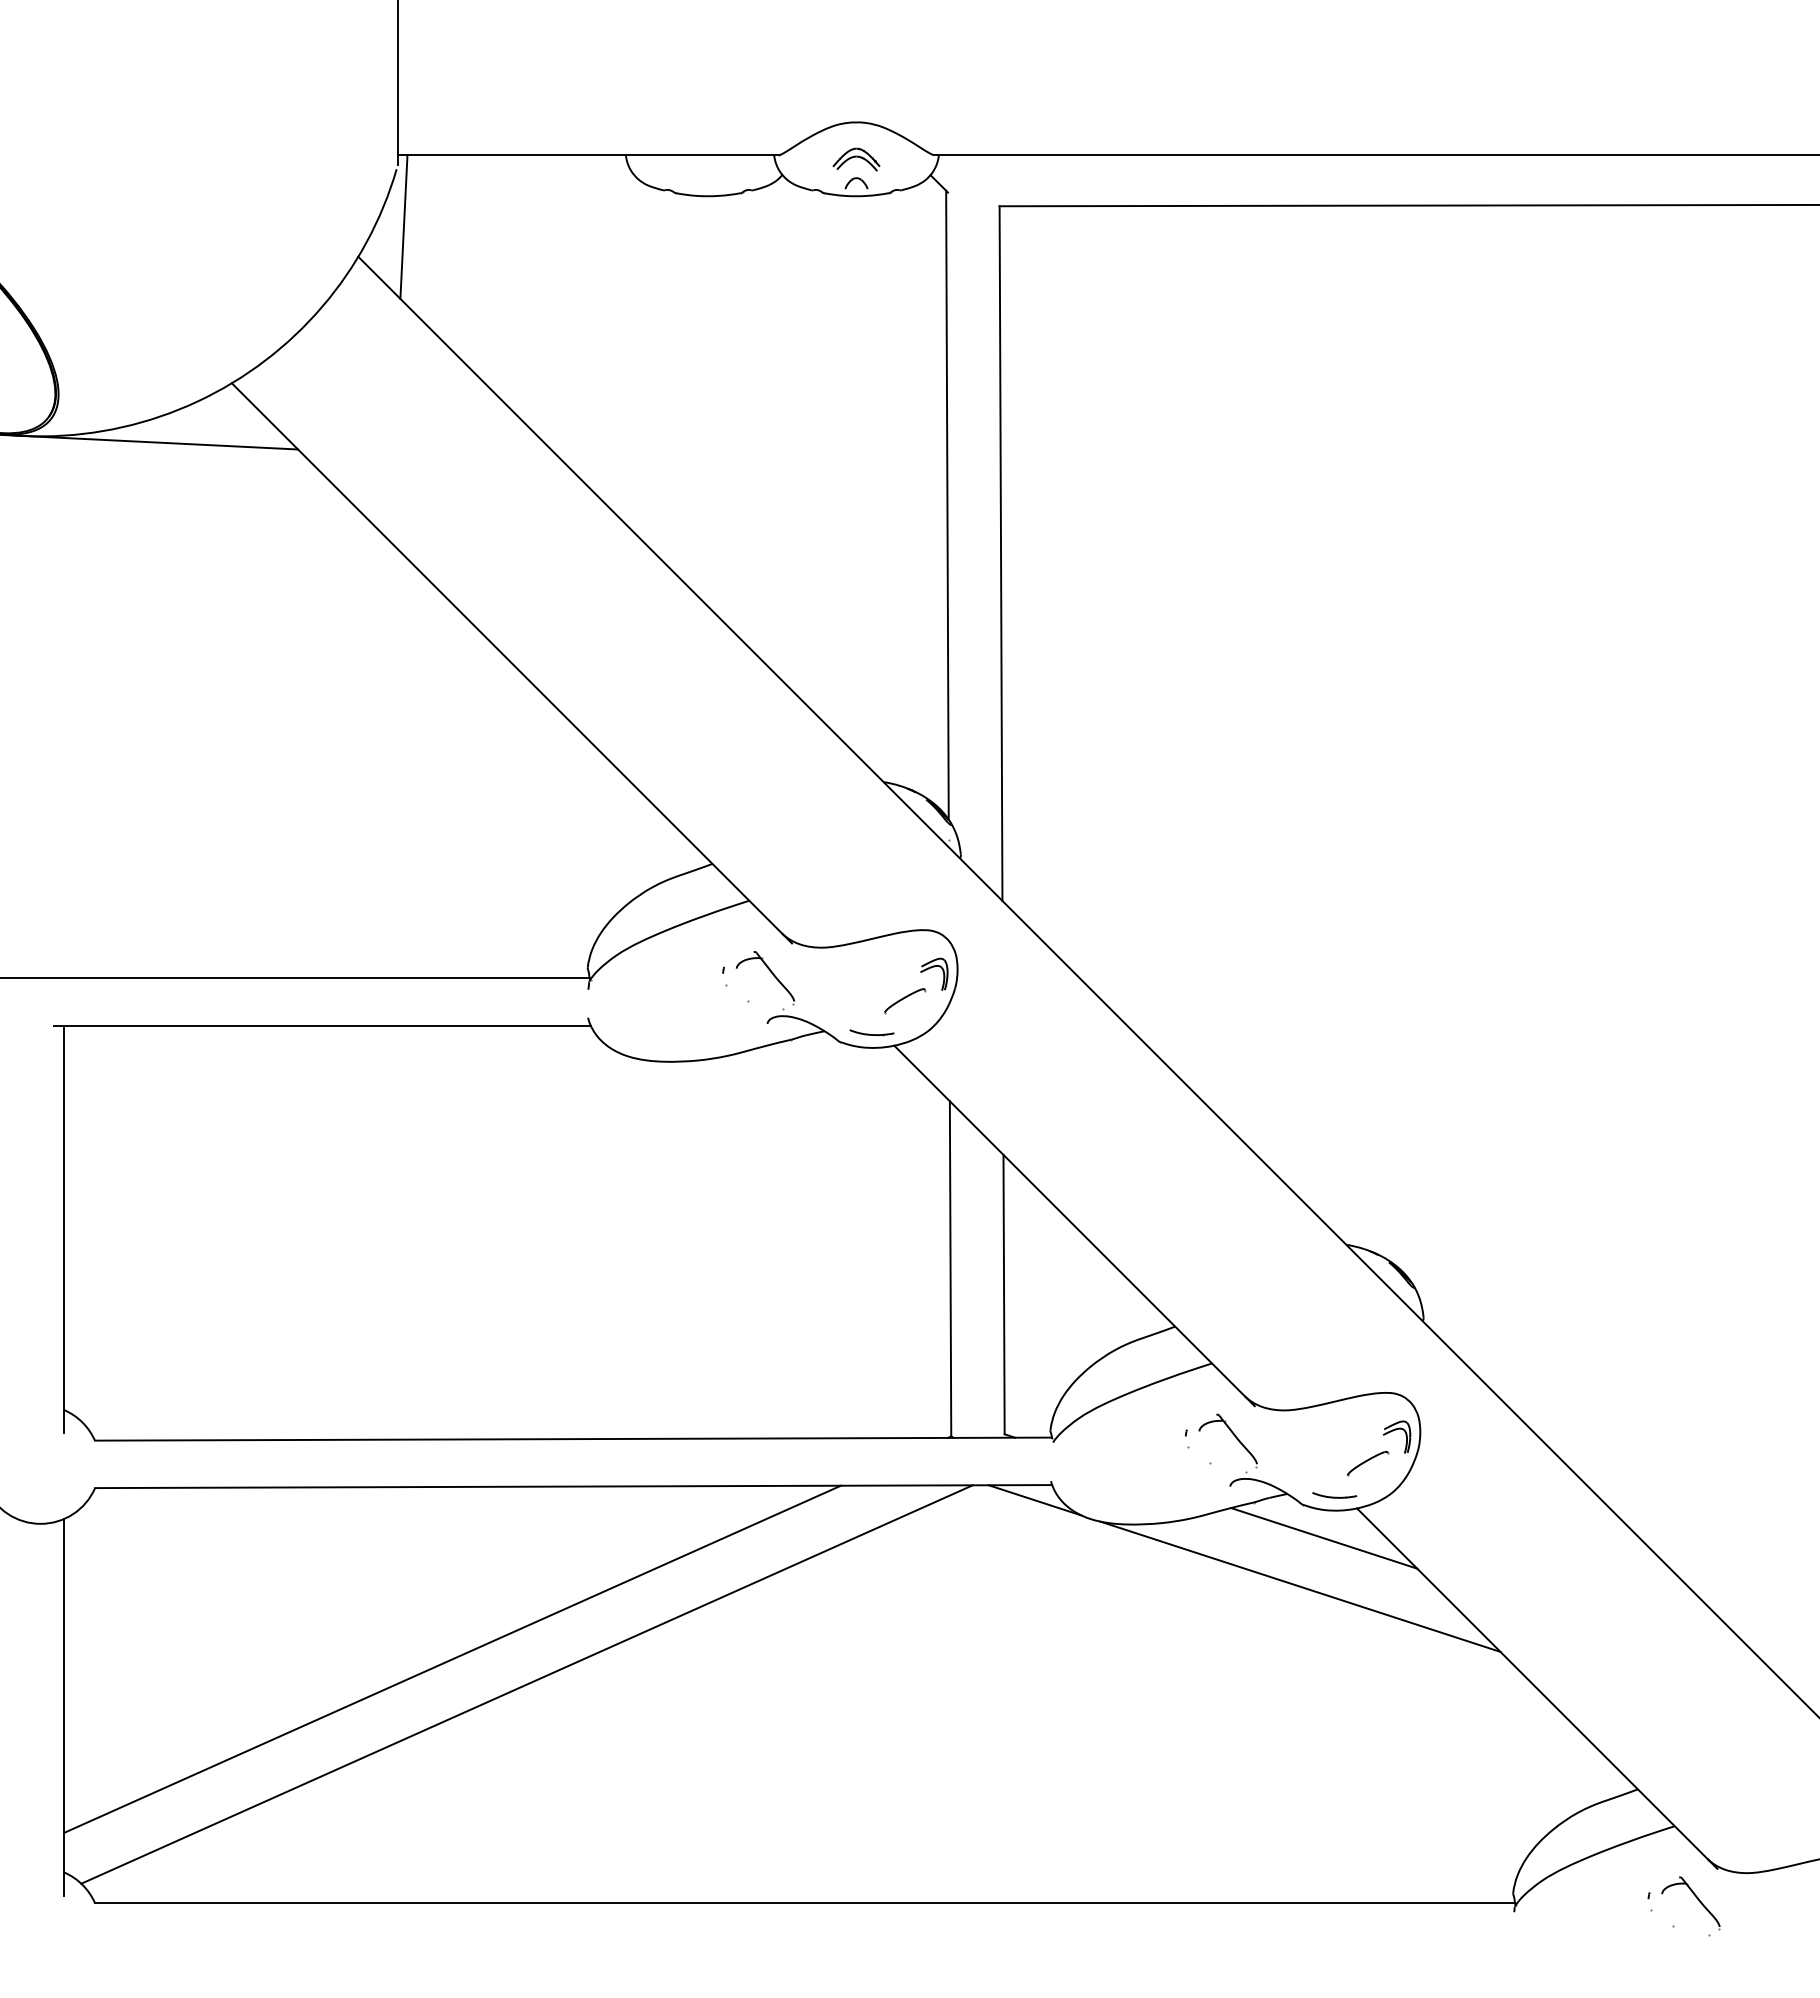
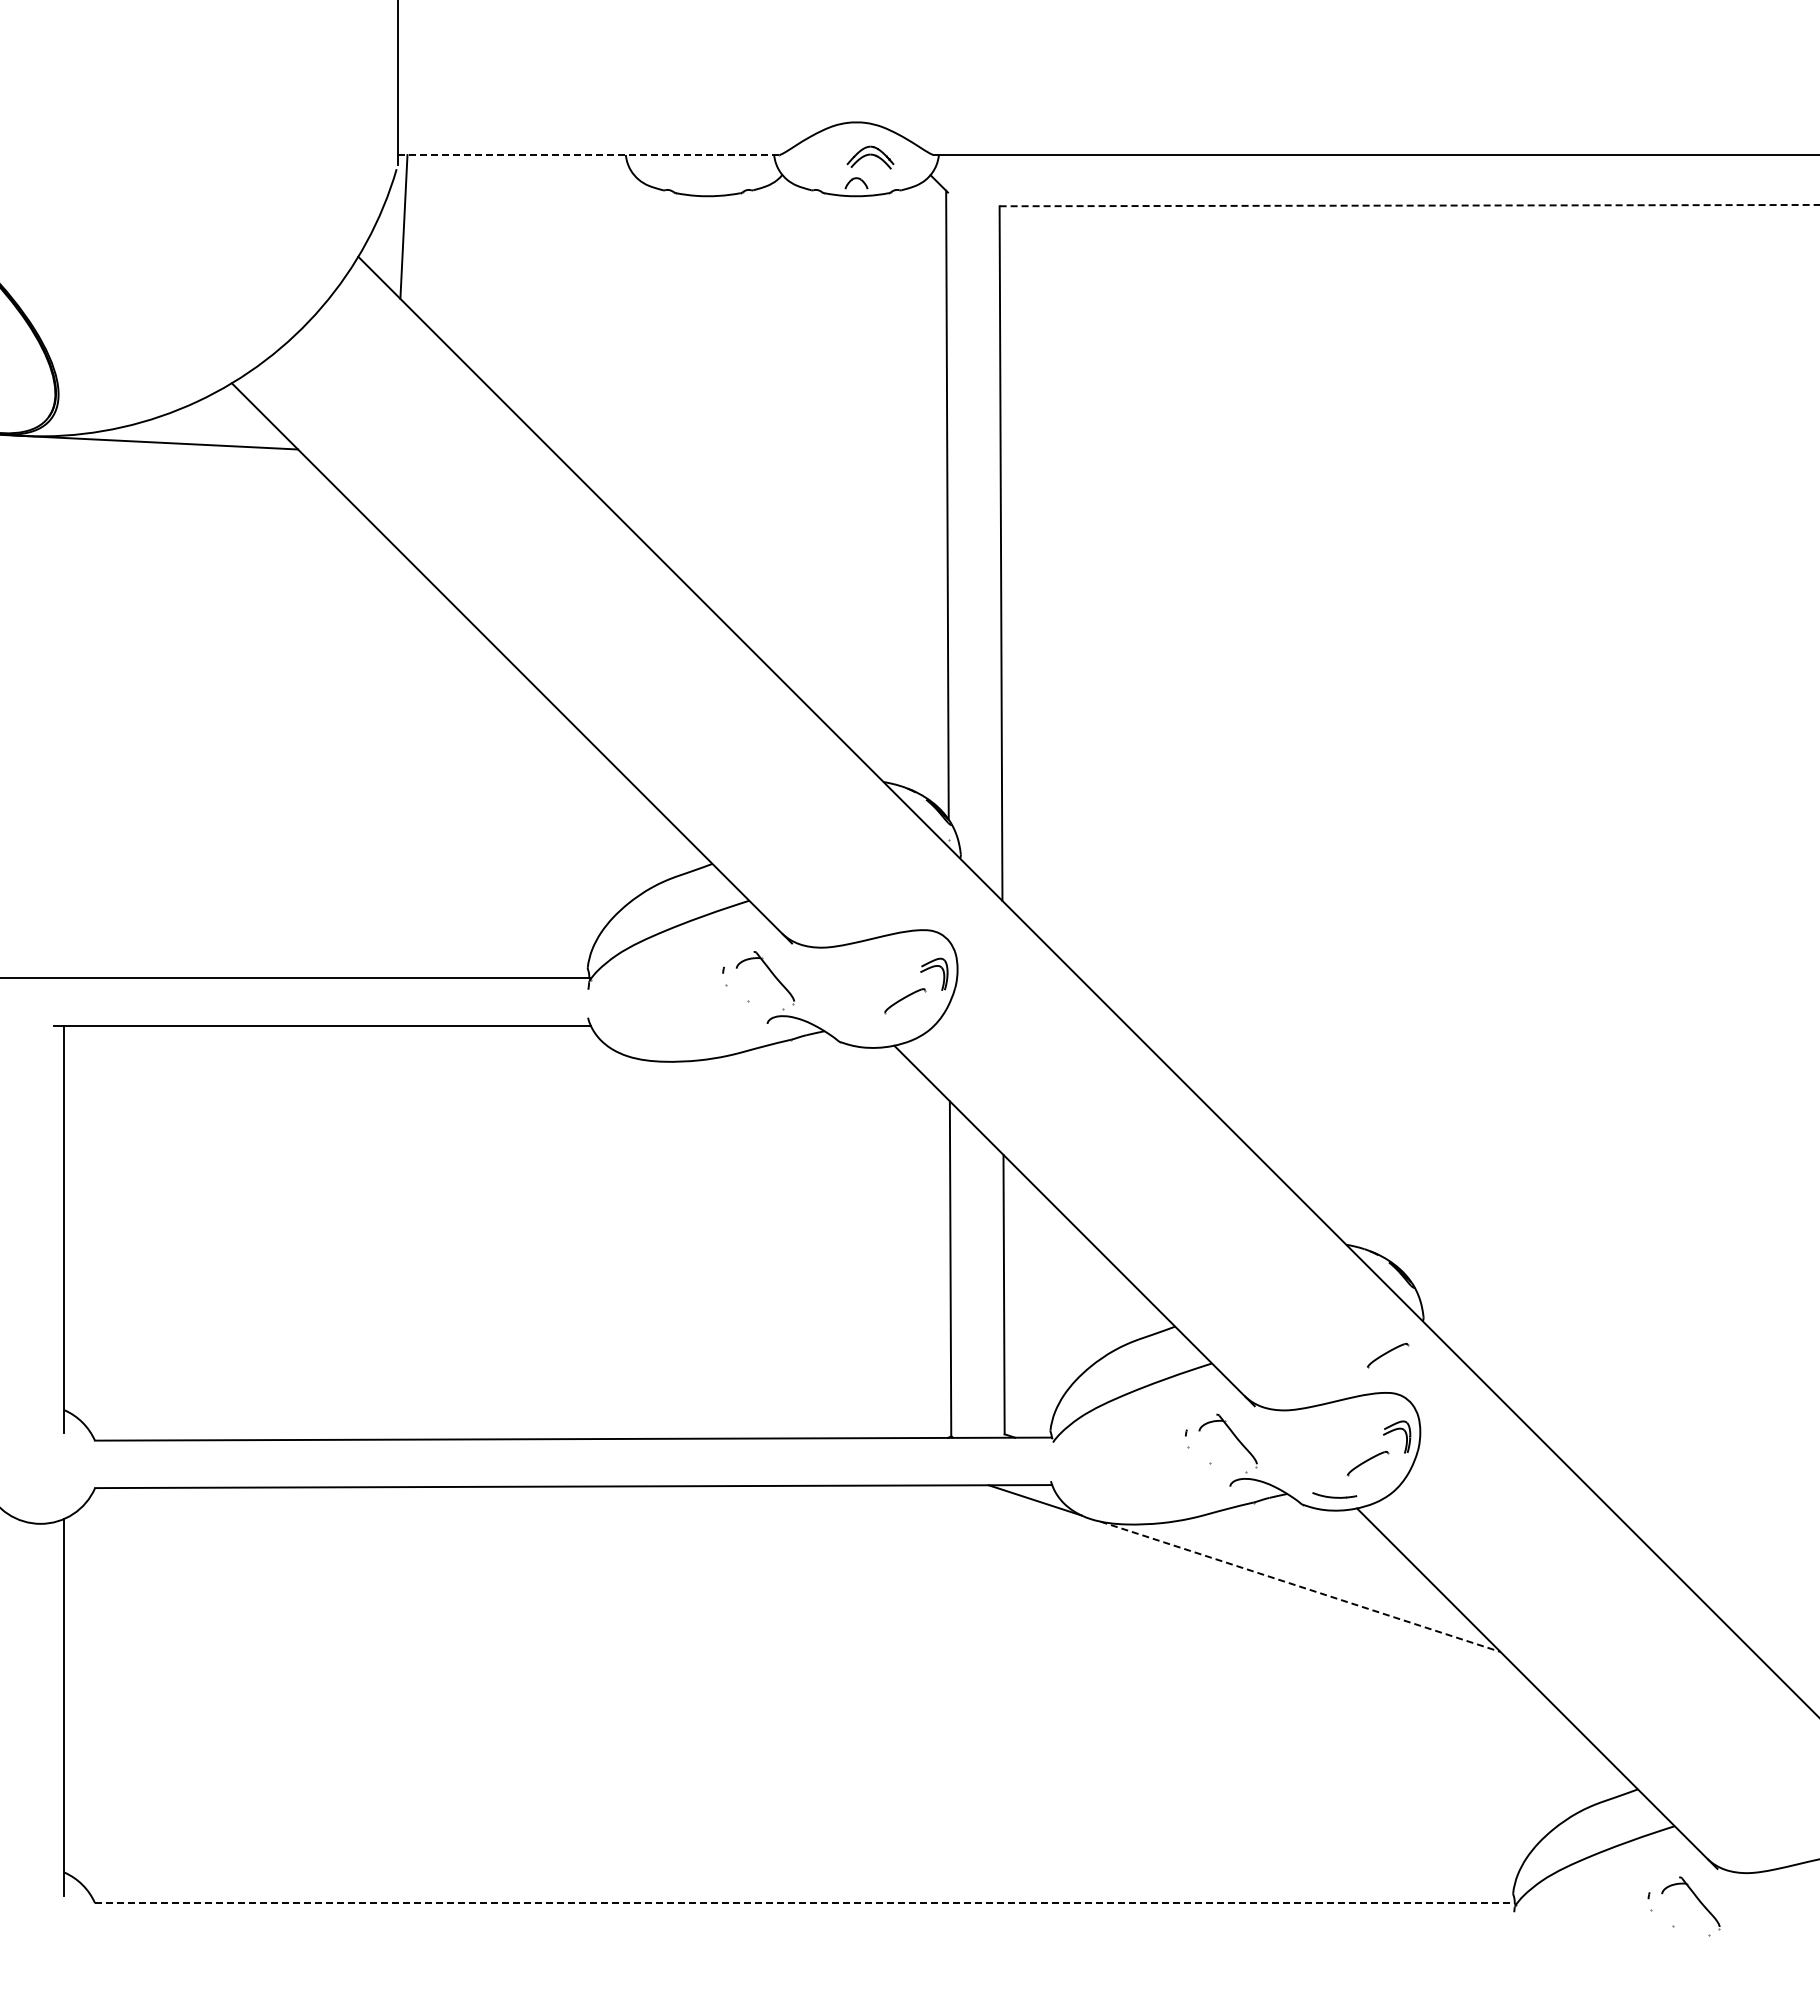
line: solid -> dashed (588, 155)
part position: (856, 159) -> (870, 157) (870, 157)
line: solid -> dashed (1409, 205)
part: present -> none (871, 1032)
part: none -> present (1388, 1355)
line: present -> none (1324, 1538)
line: solid -> dashed (1301, 1586)
line: present -> none (452, 1658)
line: present -> none (526, 1684)
line: solid -> dashed (804, 1903)
